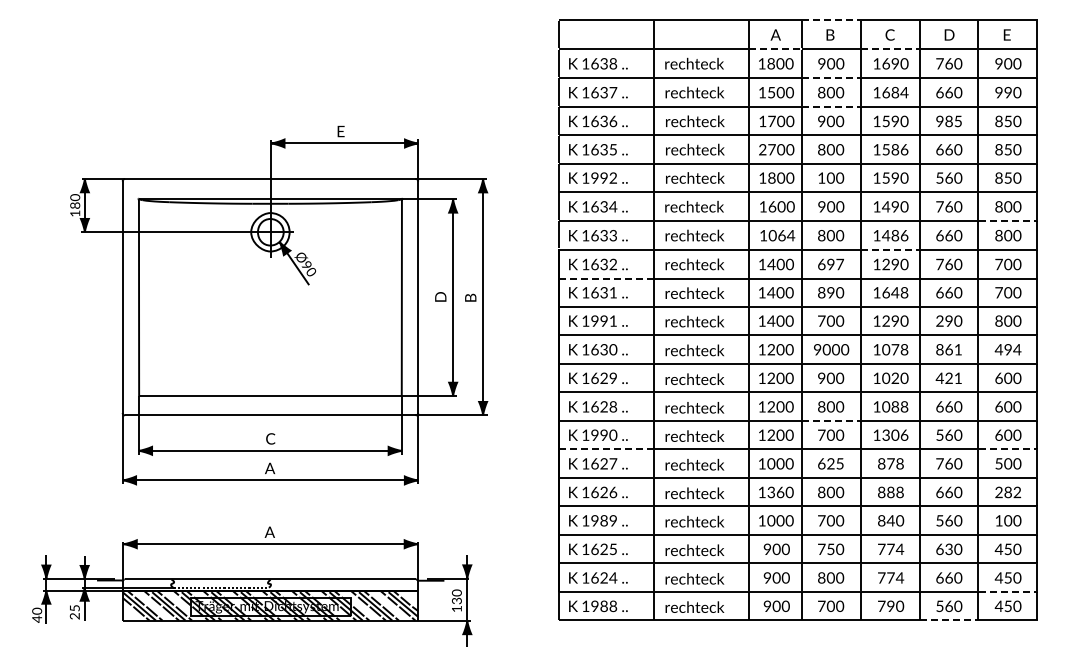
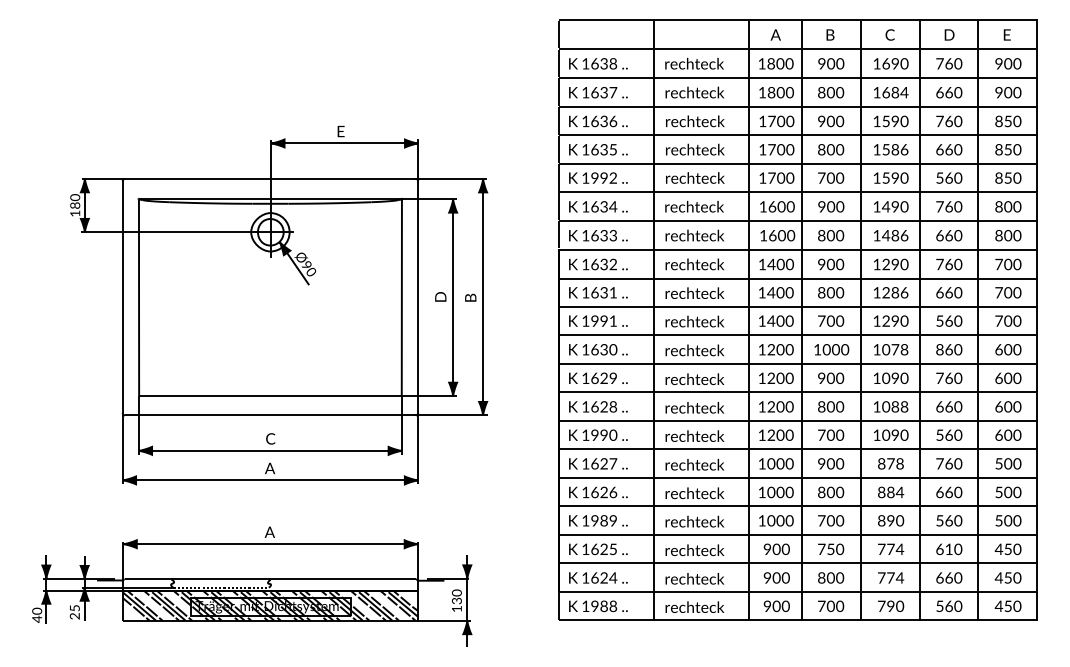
line: dashed -> solid (831, 20)
line: dashed -> solid (775, 49)
line: dashed -> solid (890, 49)
line: dashed -> solid (831, 77)
text: 1500 -> 1800 (771, 92)
text: 990 -> 900 (1008, 93)
line: dashed -> solid (831, 106)
text: 985 -> 760 (949, 121)
text: 2700 -> 1700 (762, 149)
text: 1800 -> 1700 (771, 177)
text: 100 -> 700 (821, 177)
line: dashed -> solid (1008, 220)
text: 1064 -> 1600 (781, 235)
line: dashed -> solid (890, 249)
text: 697 -> 900 (831, 264)
line: dashed -> solid (606, 278)
text: 1648 -> 1286 (895, 292)
text: 890 -> 800 (830, 293)
text: 290 -> 560 (944, 320)
text: 800 -> 700 (998, 320)
text: 9000 -> 1000 (817, 349)
text: 861 -> 860 (958, 349)
text: 494 -> 600 (1007, 349)
text: 1020 -> 1090 (895, 378)
text: 421 -> 760 (948, 378)
line: dashed -> solid (831, 420)
text: 1306 -> 1090 (895, 434)
line: dashed -> solid (606, 449)
line: dashed -> solid (1008, 449)
text: 625 -> 900 (831, 463)
text: 1360 -> 1000 (775, 491)
text: 888 -> 884 (899, 492)
text: 282 -> 500 (1008, 492)
text: 840 -> 890 (890, 520)
text: 100 -> 500 (998, 520)
text: 630 -> 610 (948, 548)
line: dashed -> solid (1008, 591)
line: dashed -> solid (949, 620)
